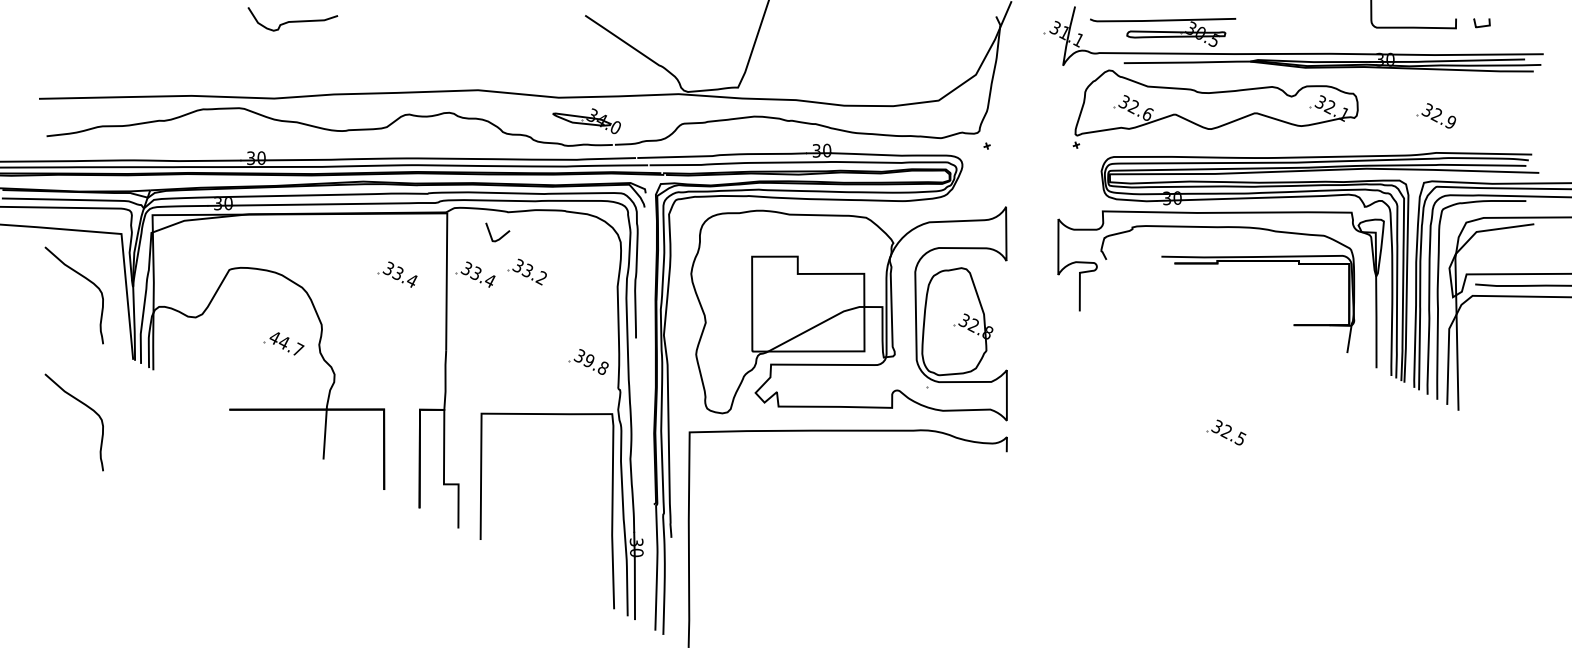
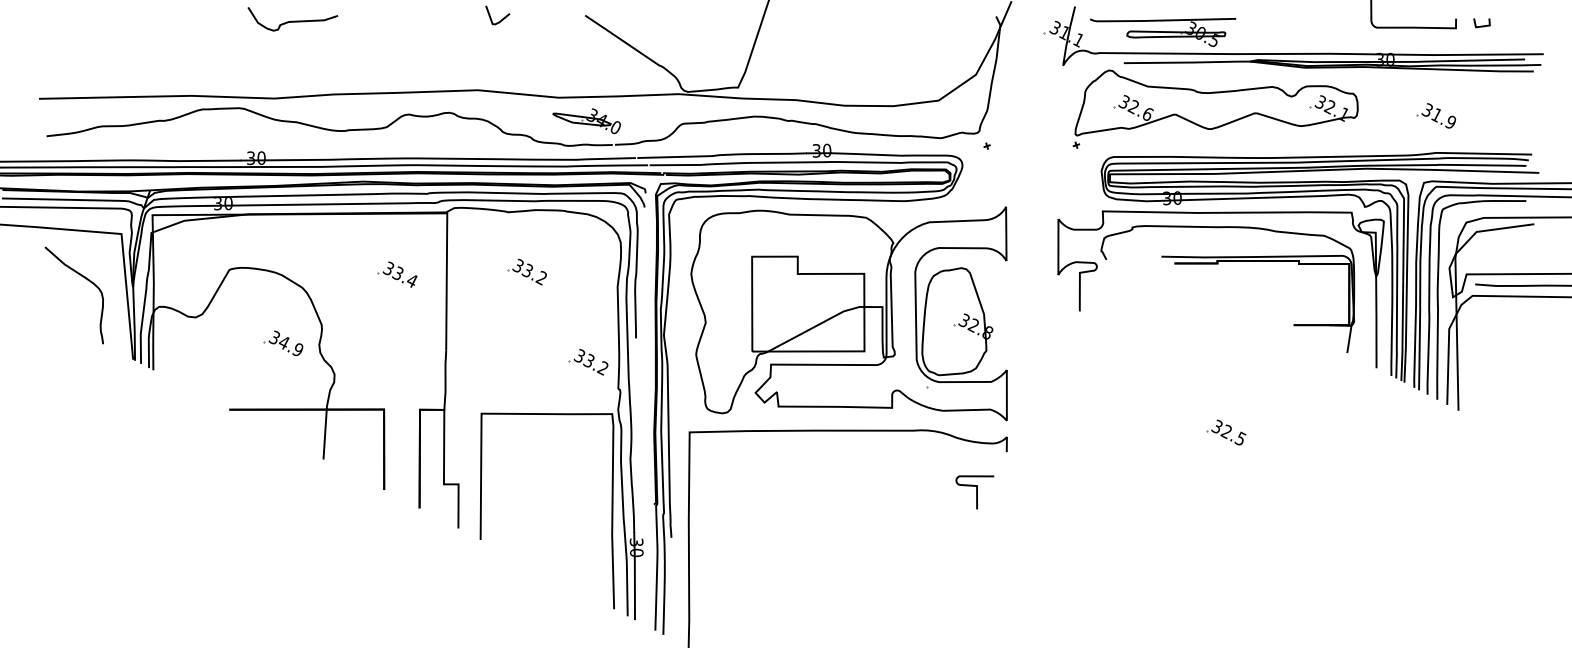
text: 32.9 -> 31.9 (1435, 115)
line position: (501, 236) -> (501, 19) (501, 19)
part: present -> none (475, 274)
text: 44.7 -> 34.9 (286, 343)
text: 39.8 -> 33.2 (595, 364)
curve: present -> none (84, 405)
curve: none -> present (976, 492)
